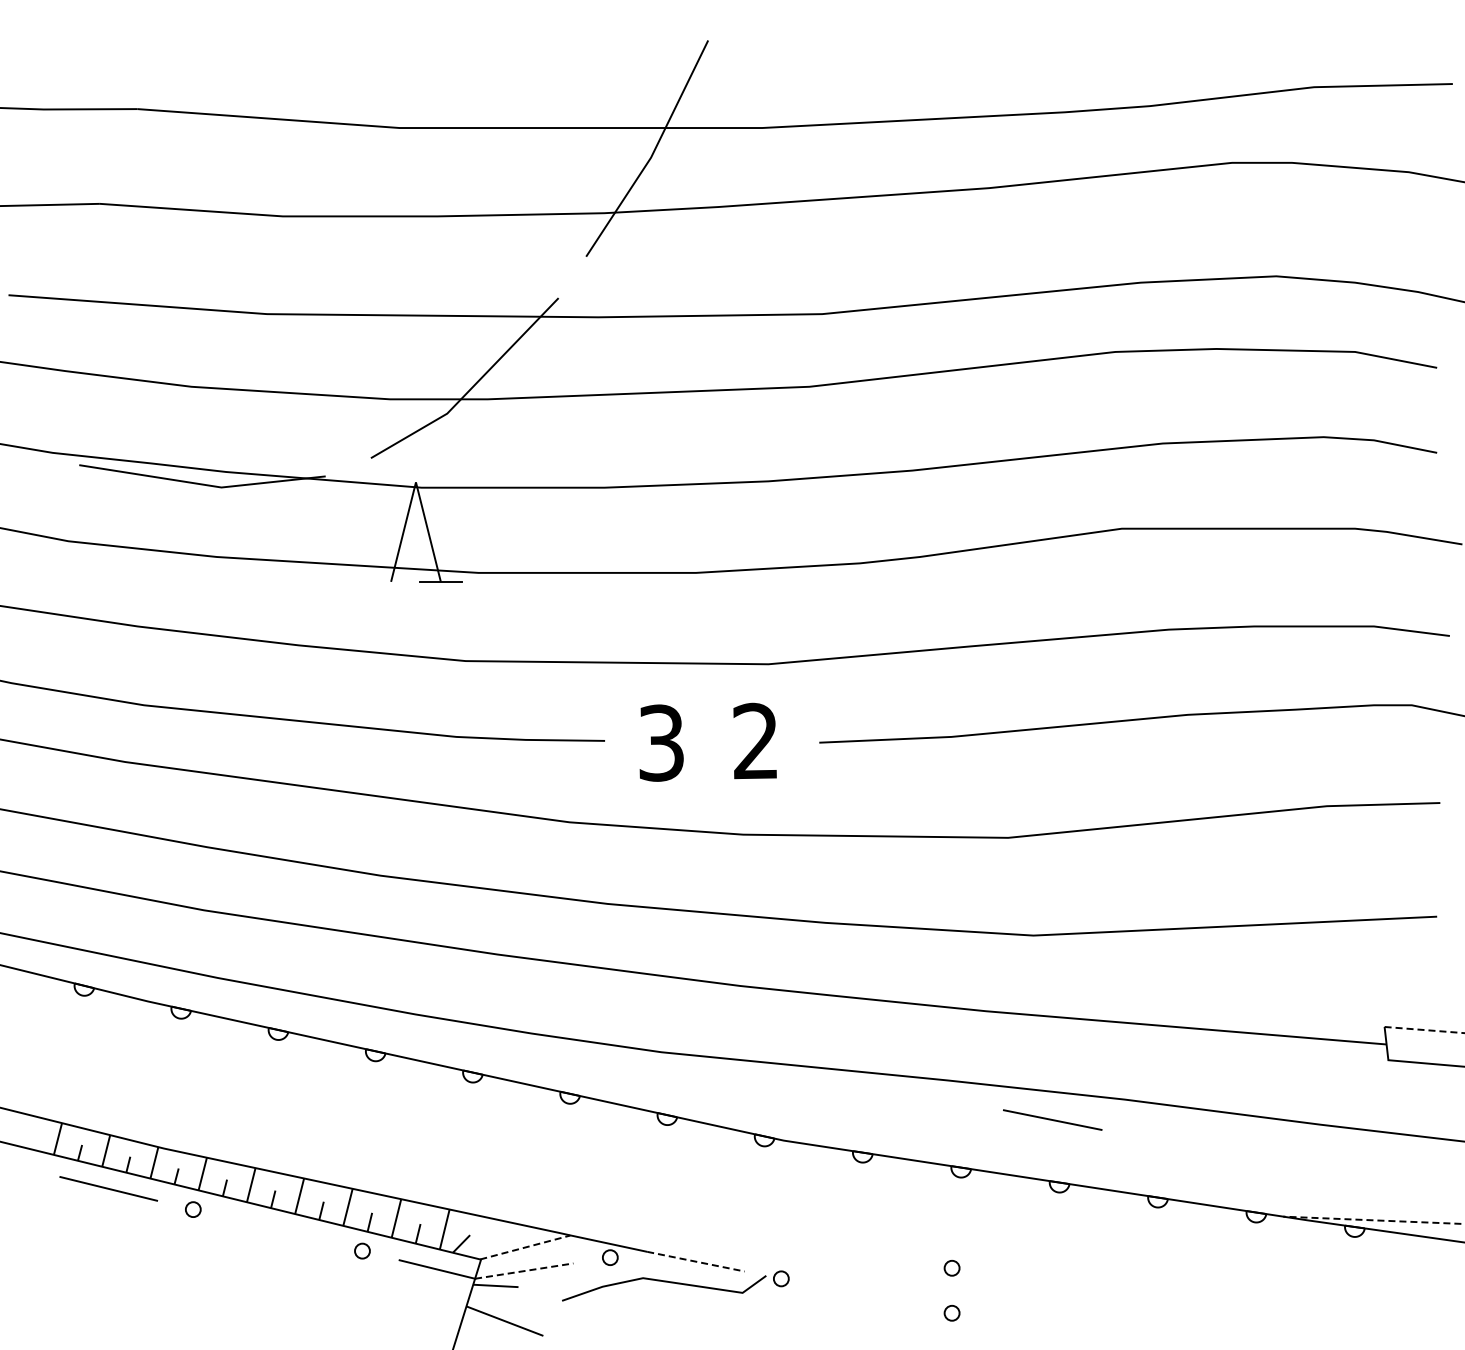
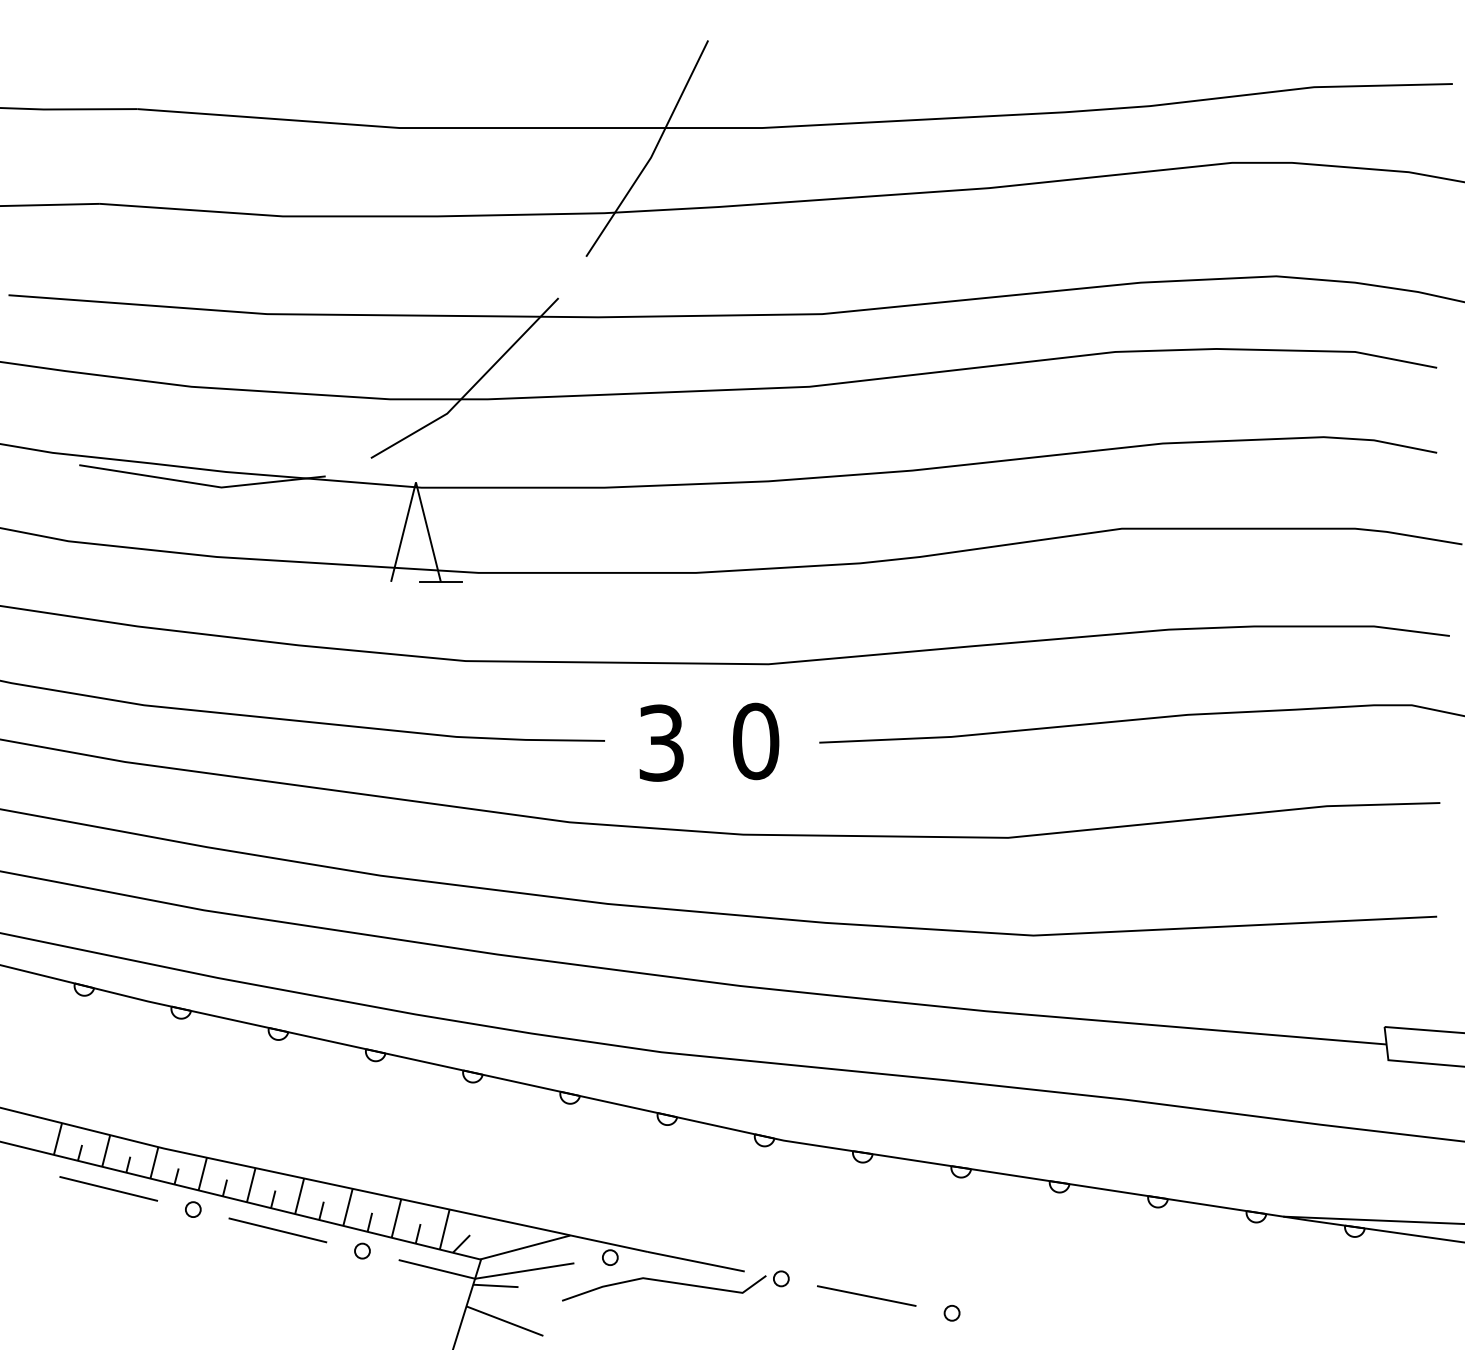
text: 2 -> 0 (756, 741)
line: dashed -> solid (1424, 1030)
line position: (1052, 1119) -> (866, 1295) (866, 1295)
line: dashed -> solid (1373, 1220)
line: none -> present (277, 1230)
line: dashed -> solid (525, 1247)
line: dashed -> solid (695, 1261)
circle: present -> none (951, 1268)
line: dashed -> solid (524, 1271)
